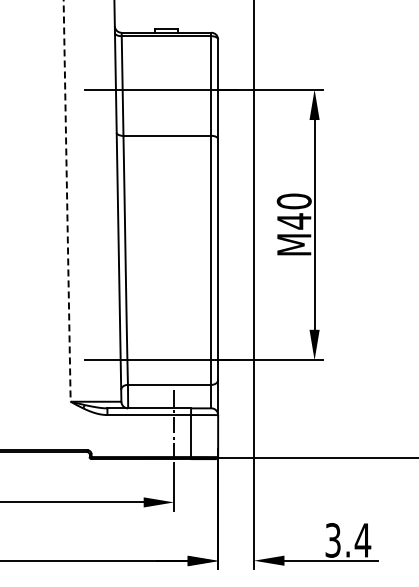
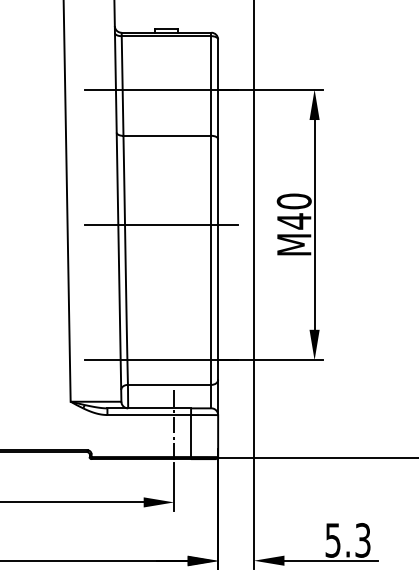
line: dashed -> solid (67, 201)
line: none -> present (161, 224)
text: 3.4 -> 5.3 (348, 540)
